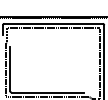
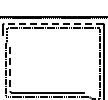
line: solid -> dashed (53, 23)
line: solid -> dashed (10, 69)
